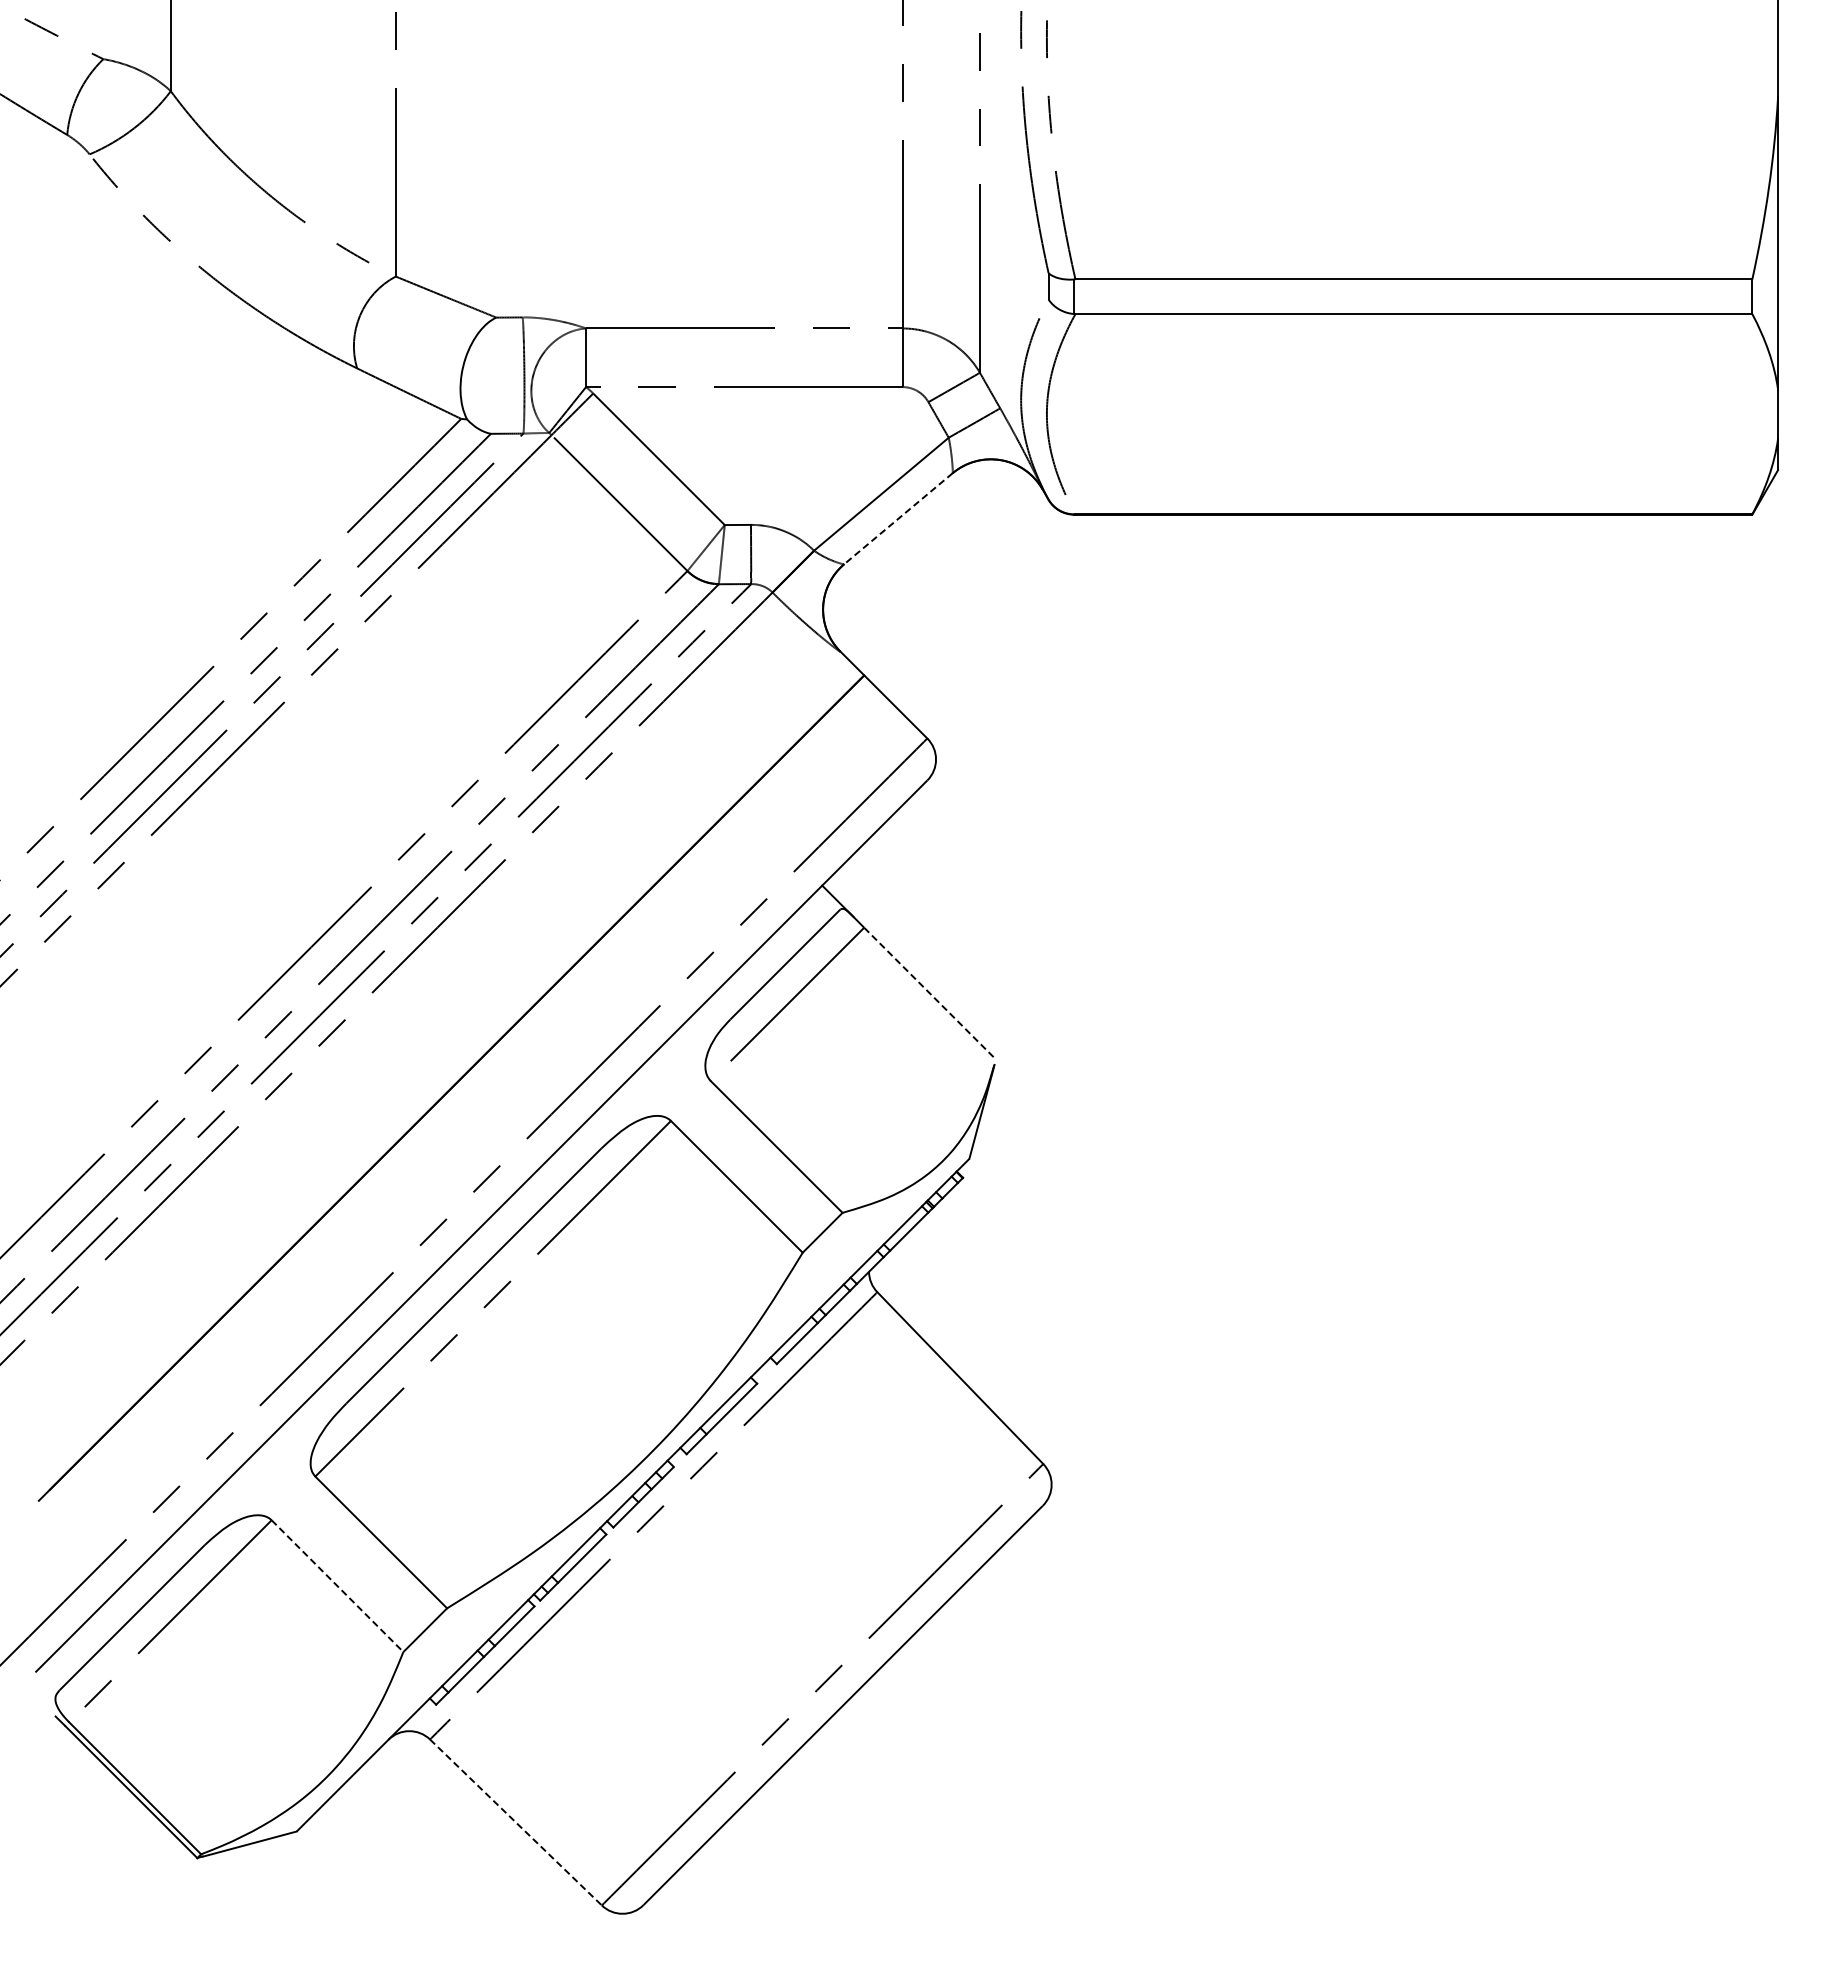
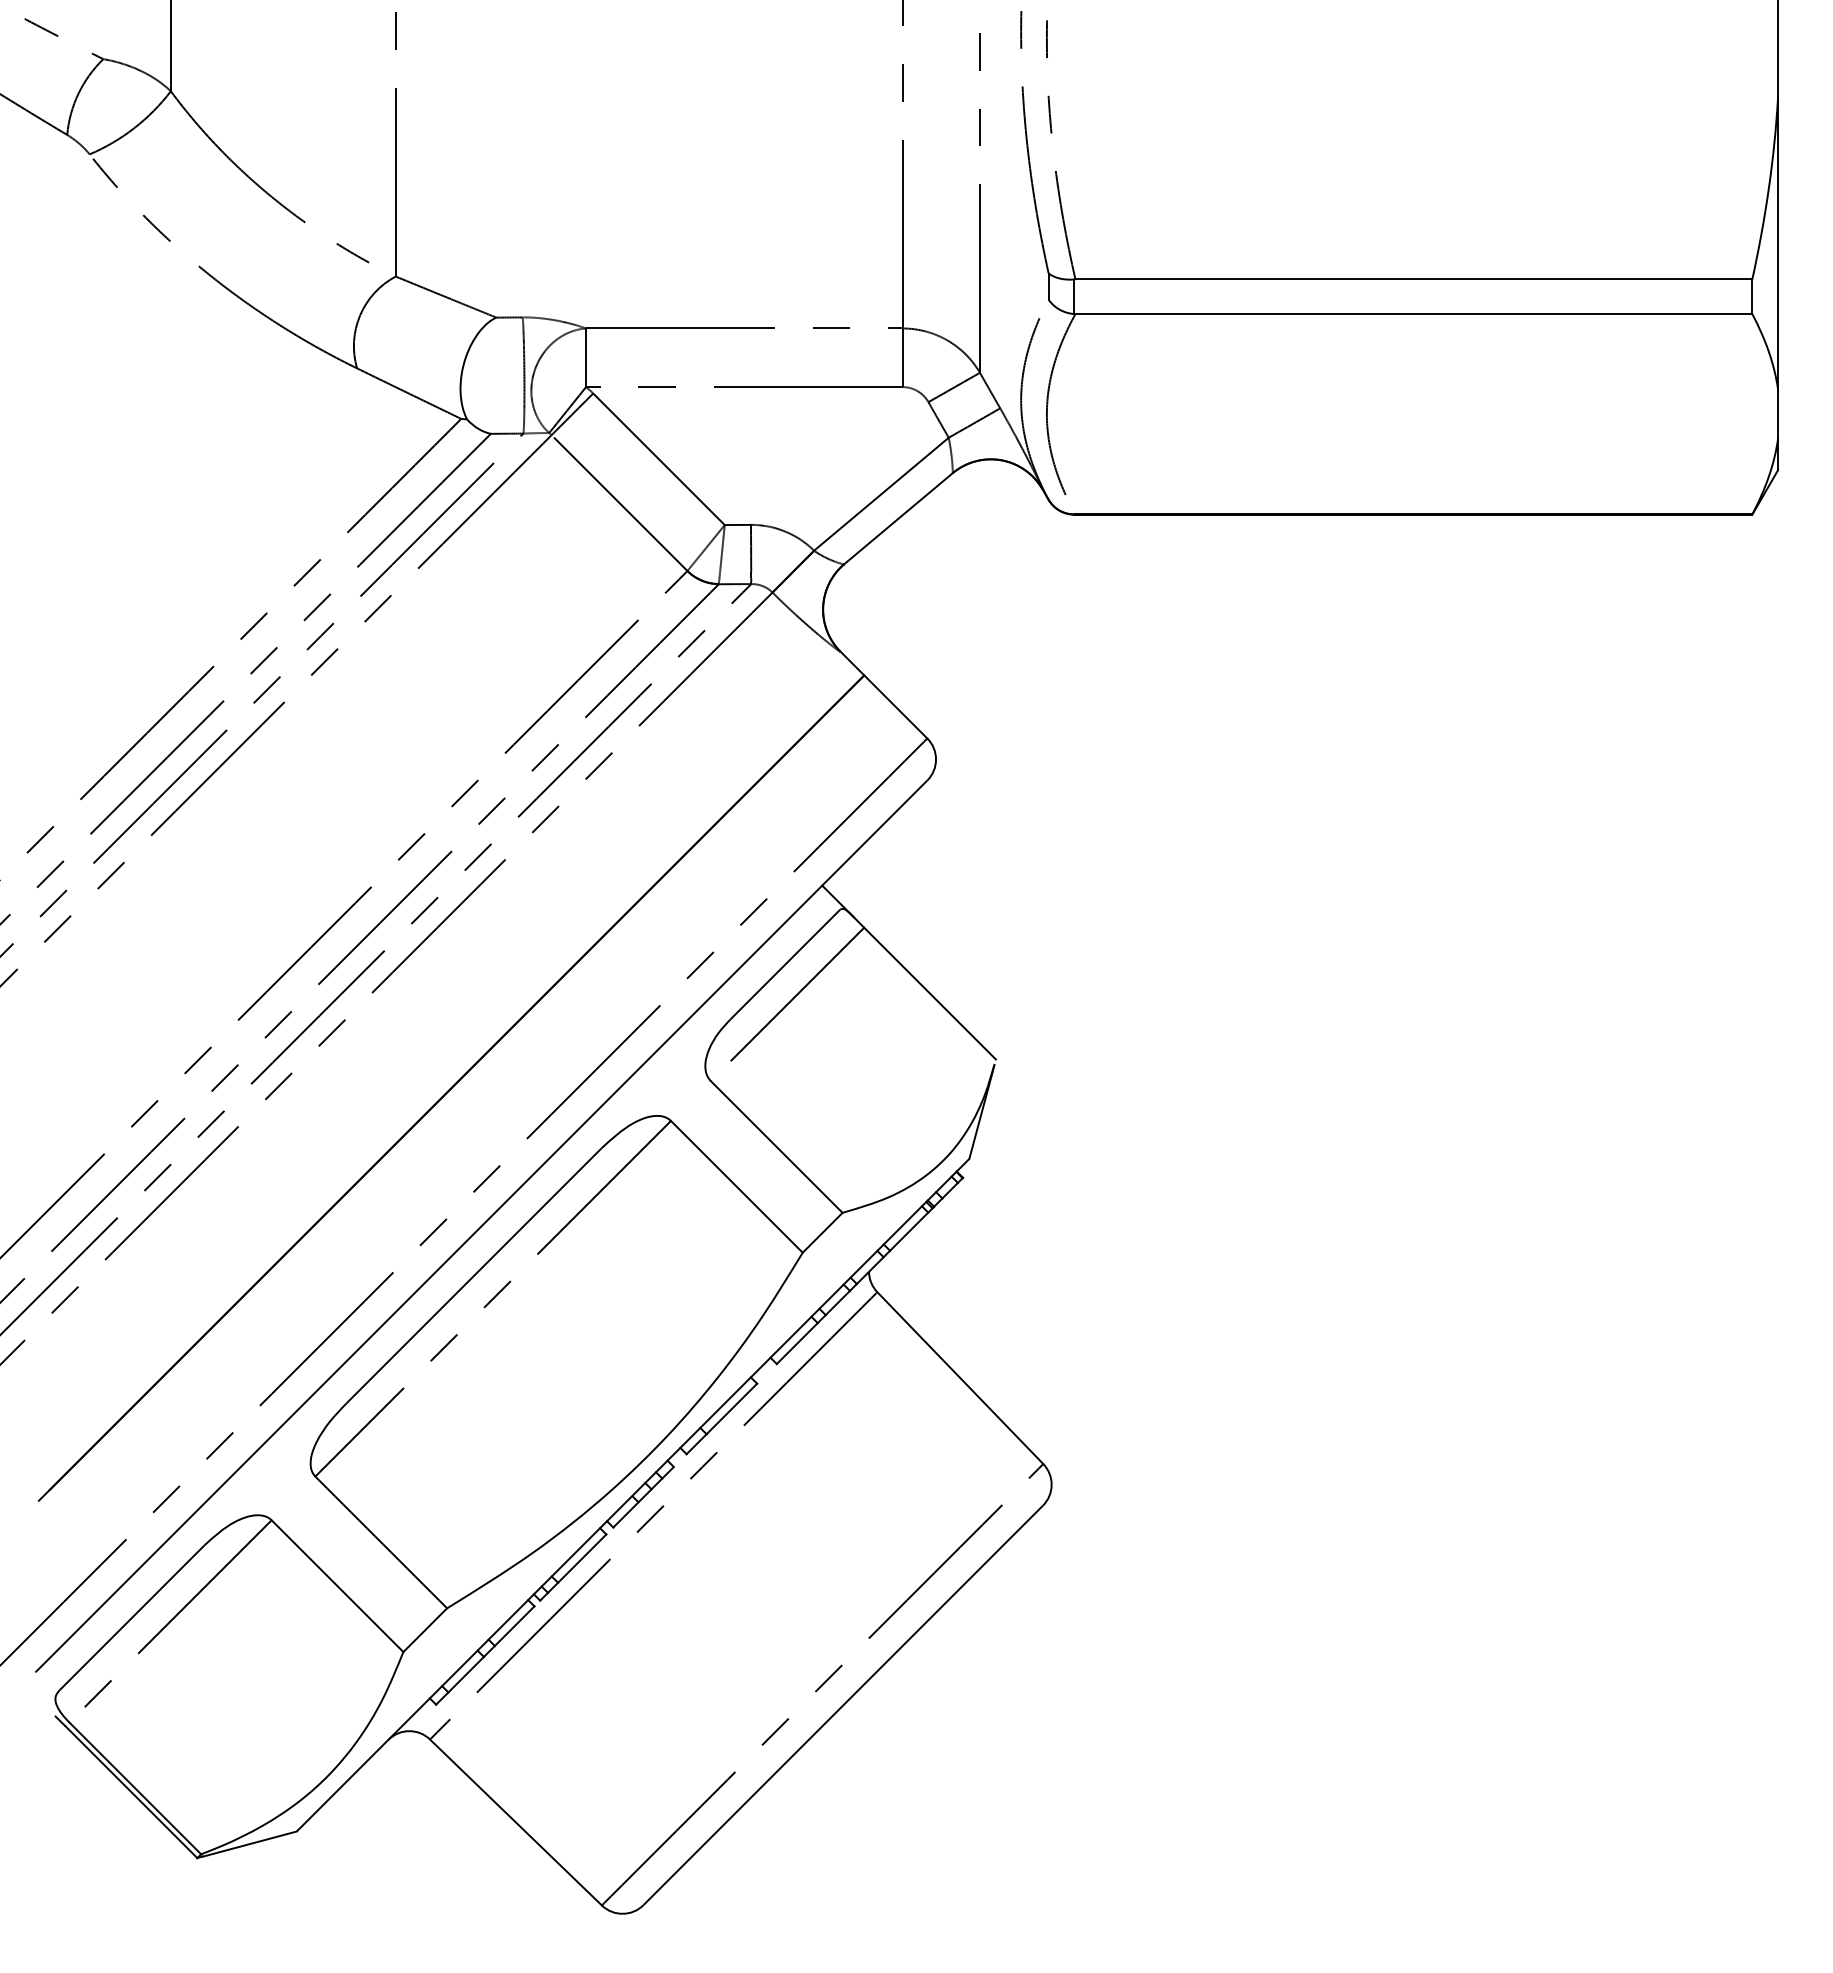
line: dashed -> solid (898, 518)
line: dashed -> solid (930, 993)
line: dashed -> solid (337, 1586)
line: dashed -> solid (516, 1822)
